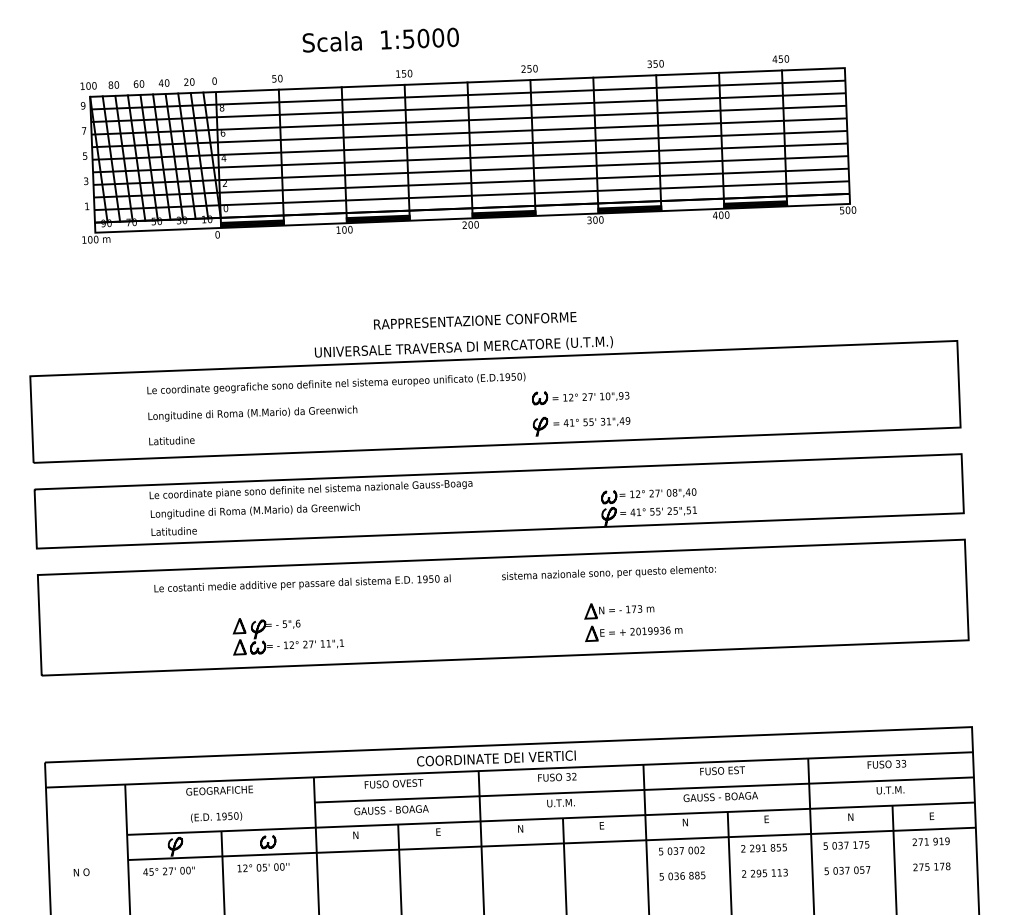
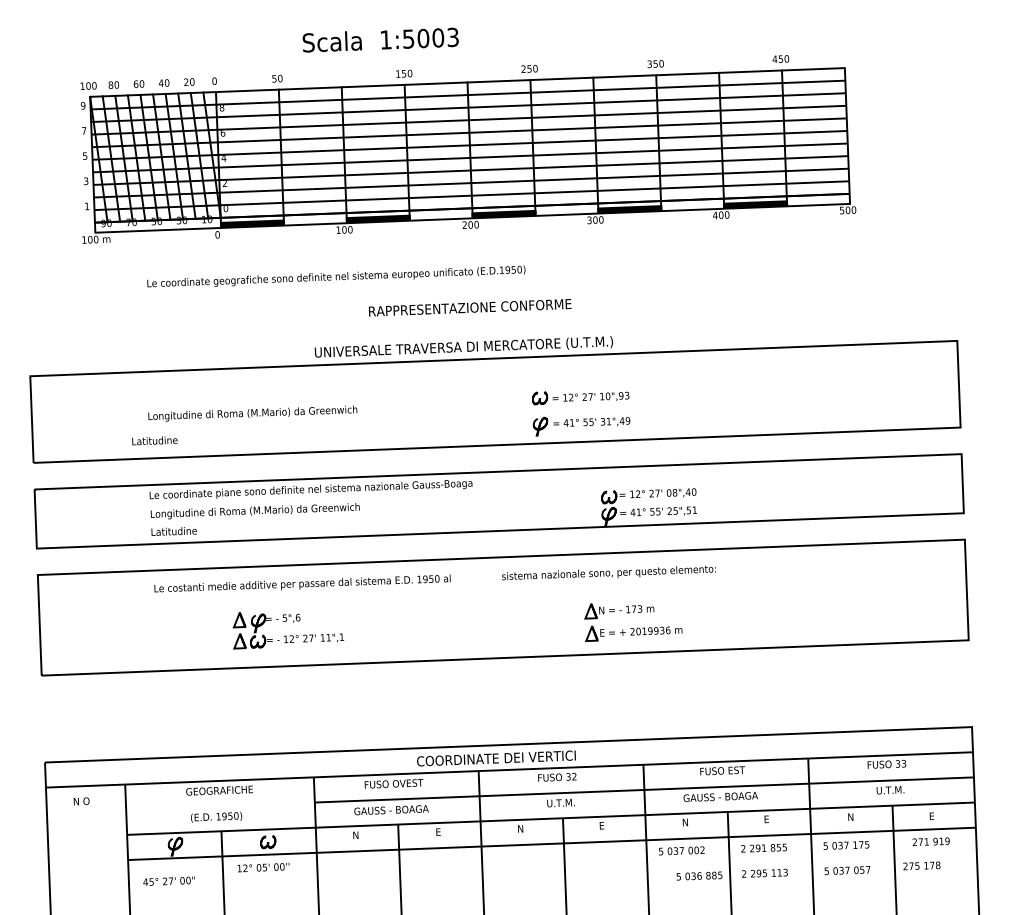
text: 1:5000 -> 1:5003 (452, 37)
text position: (474, 320) -> (469, 307) (469, 307)
text position: (336, 383) -> (336, 276) (336, 276)
text position: (171, 440) -> (154, 440) (154, 440)
part position: (288, 636) -> (288, 630) (288, 630)
text position: (931, 866) -> (921, 865) (921, 865)
text position: (168, 870) -> (168, 880) (168, 880)
text position: (81, 872) -> (81, 801) (81, 801)
text position: (682, 875) -> (699, 875) (699, 875)
